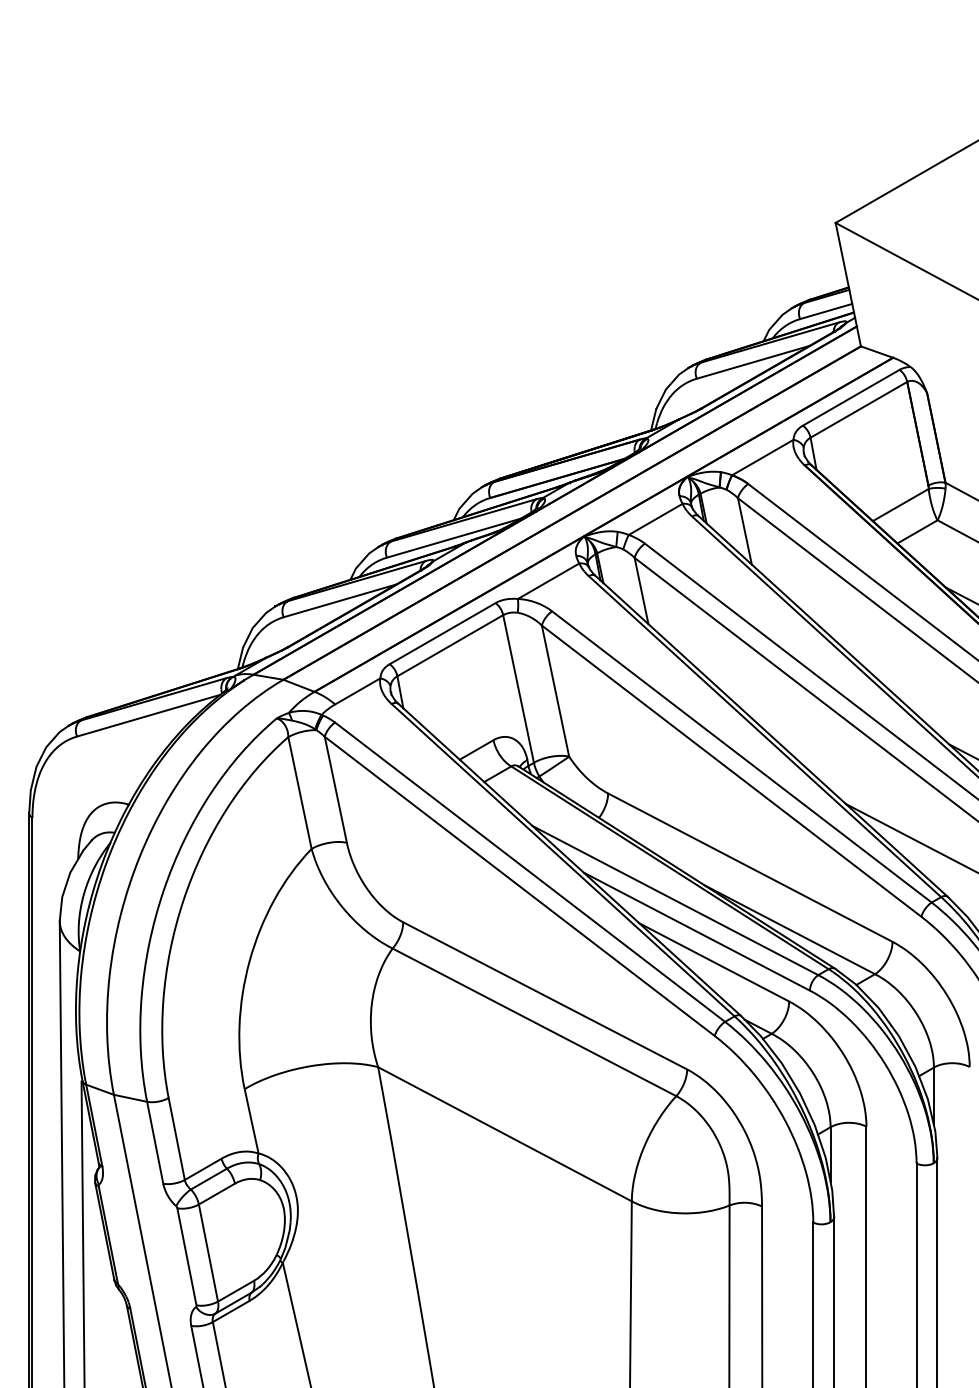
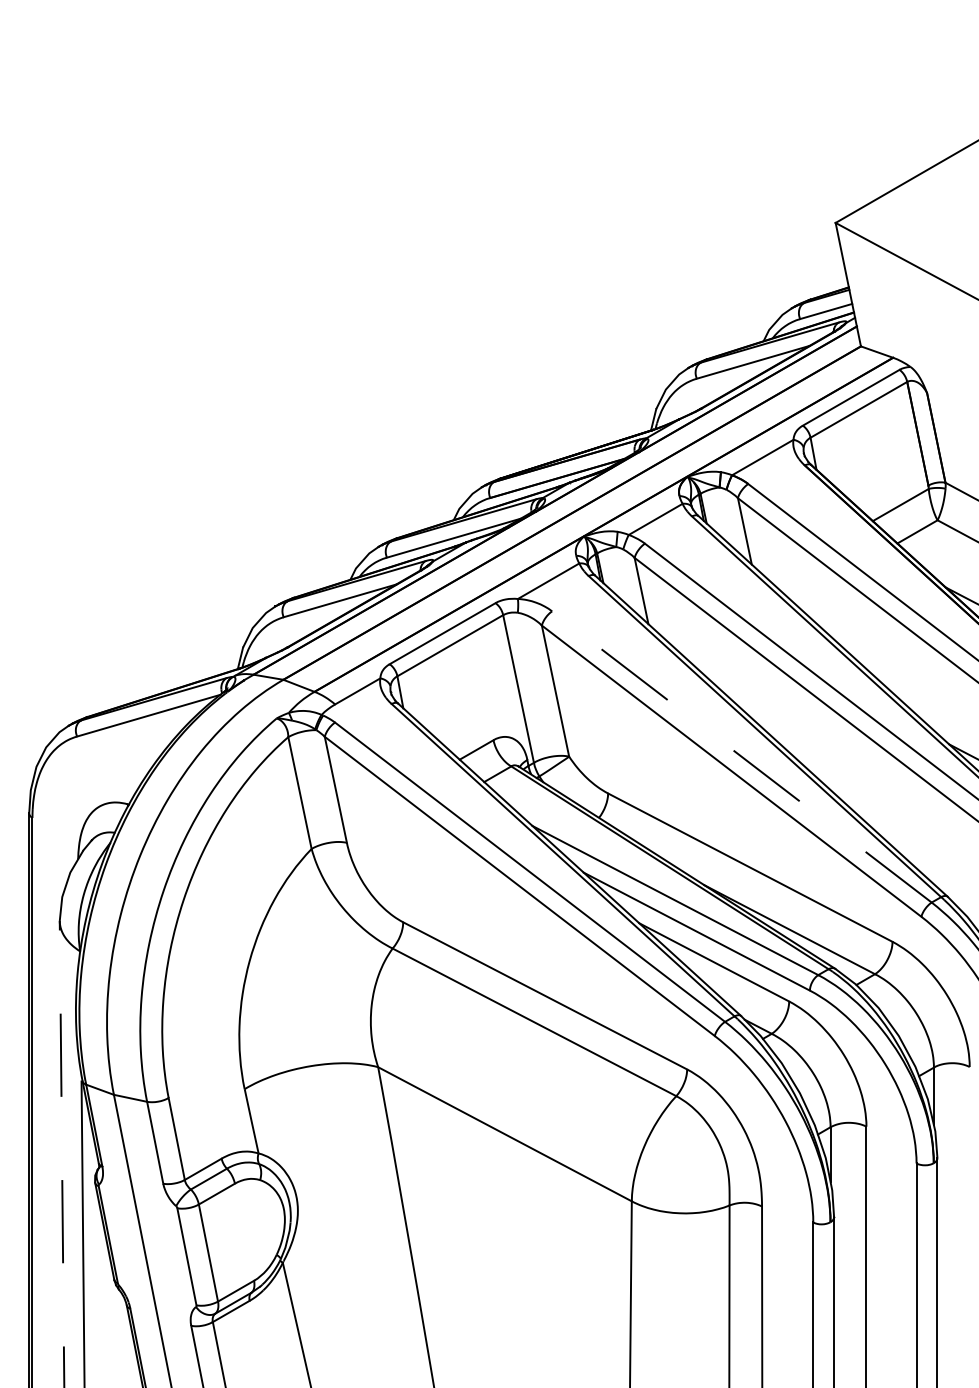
line: solid -> dashed (741, 756)
line: present -> none (910, 837)
line: solid -> dashed (62, 1153)
